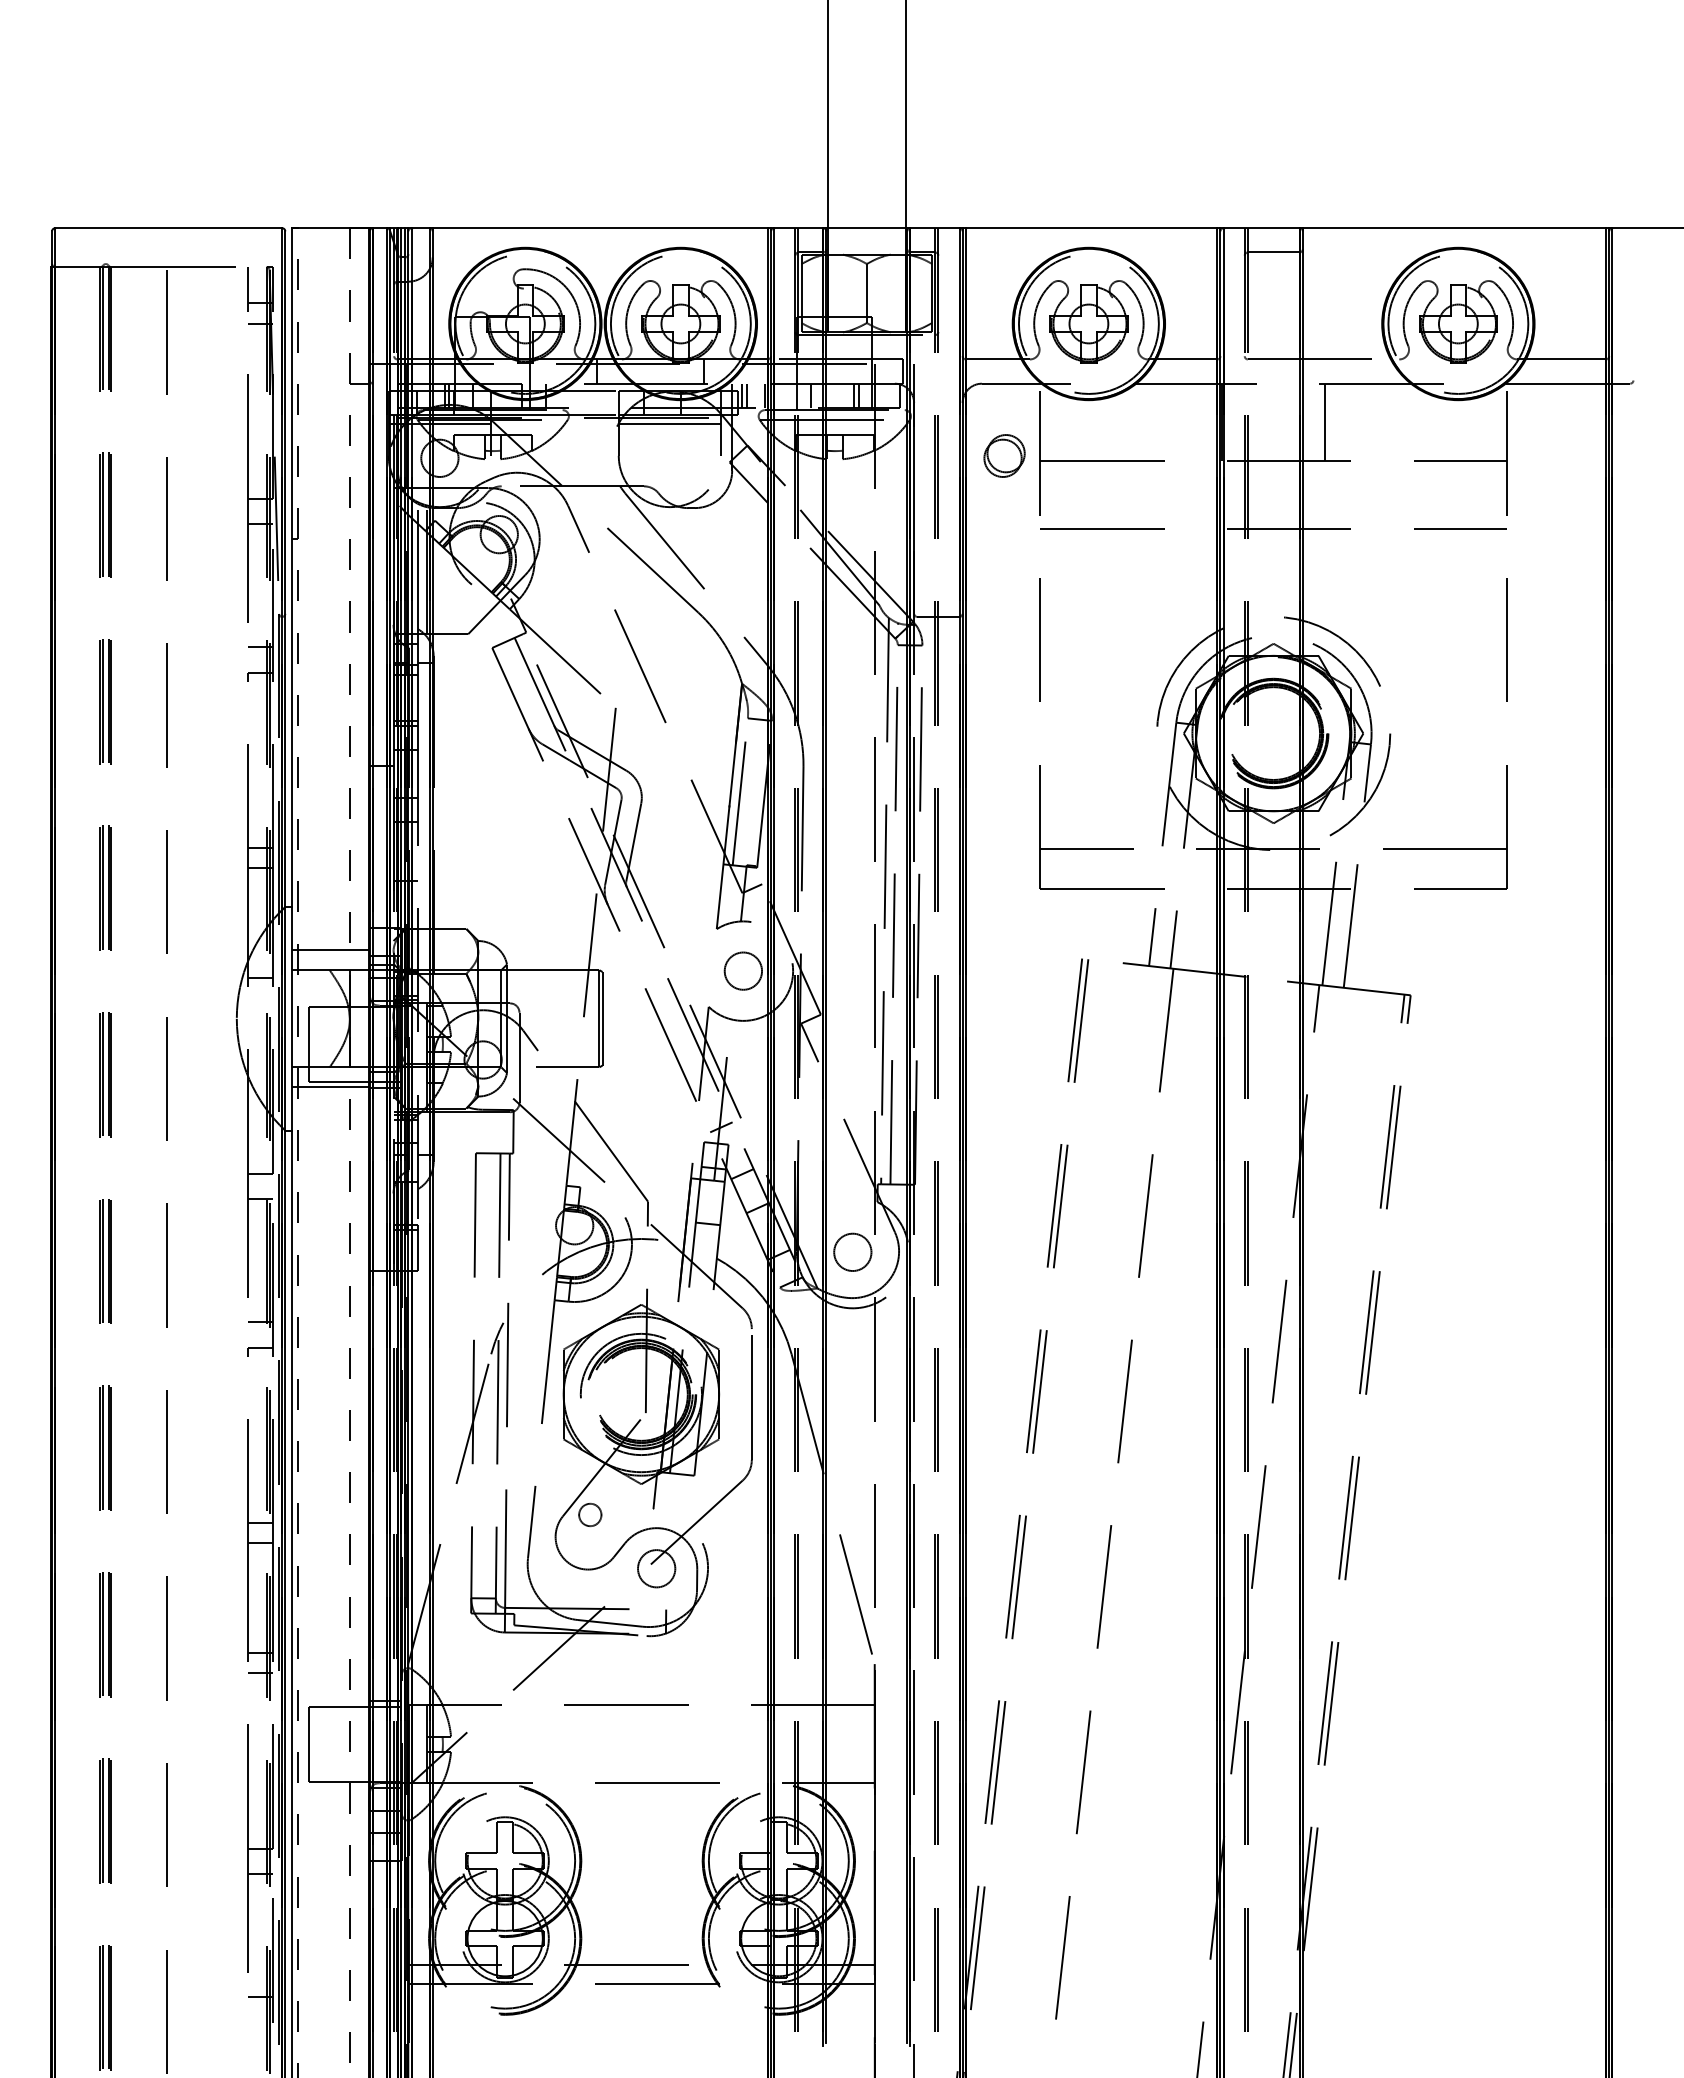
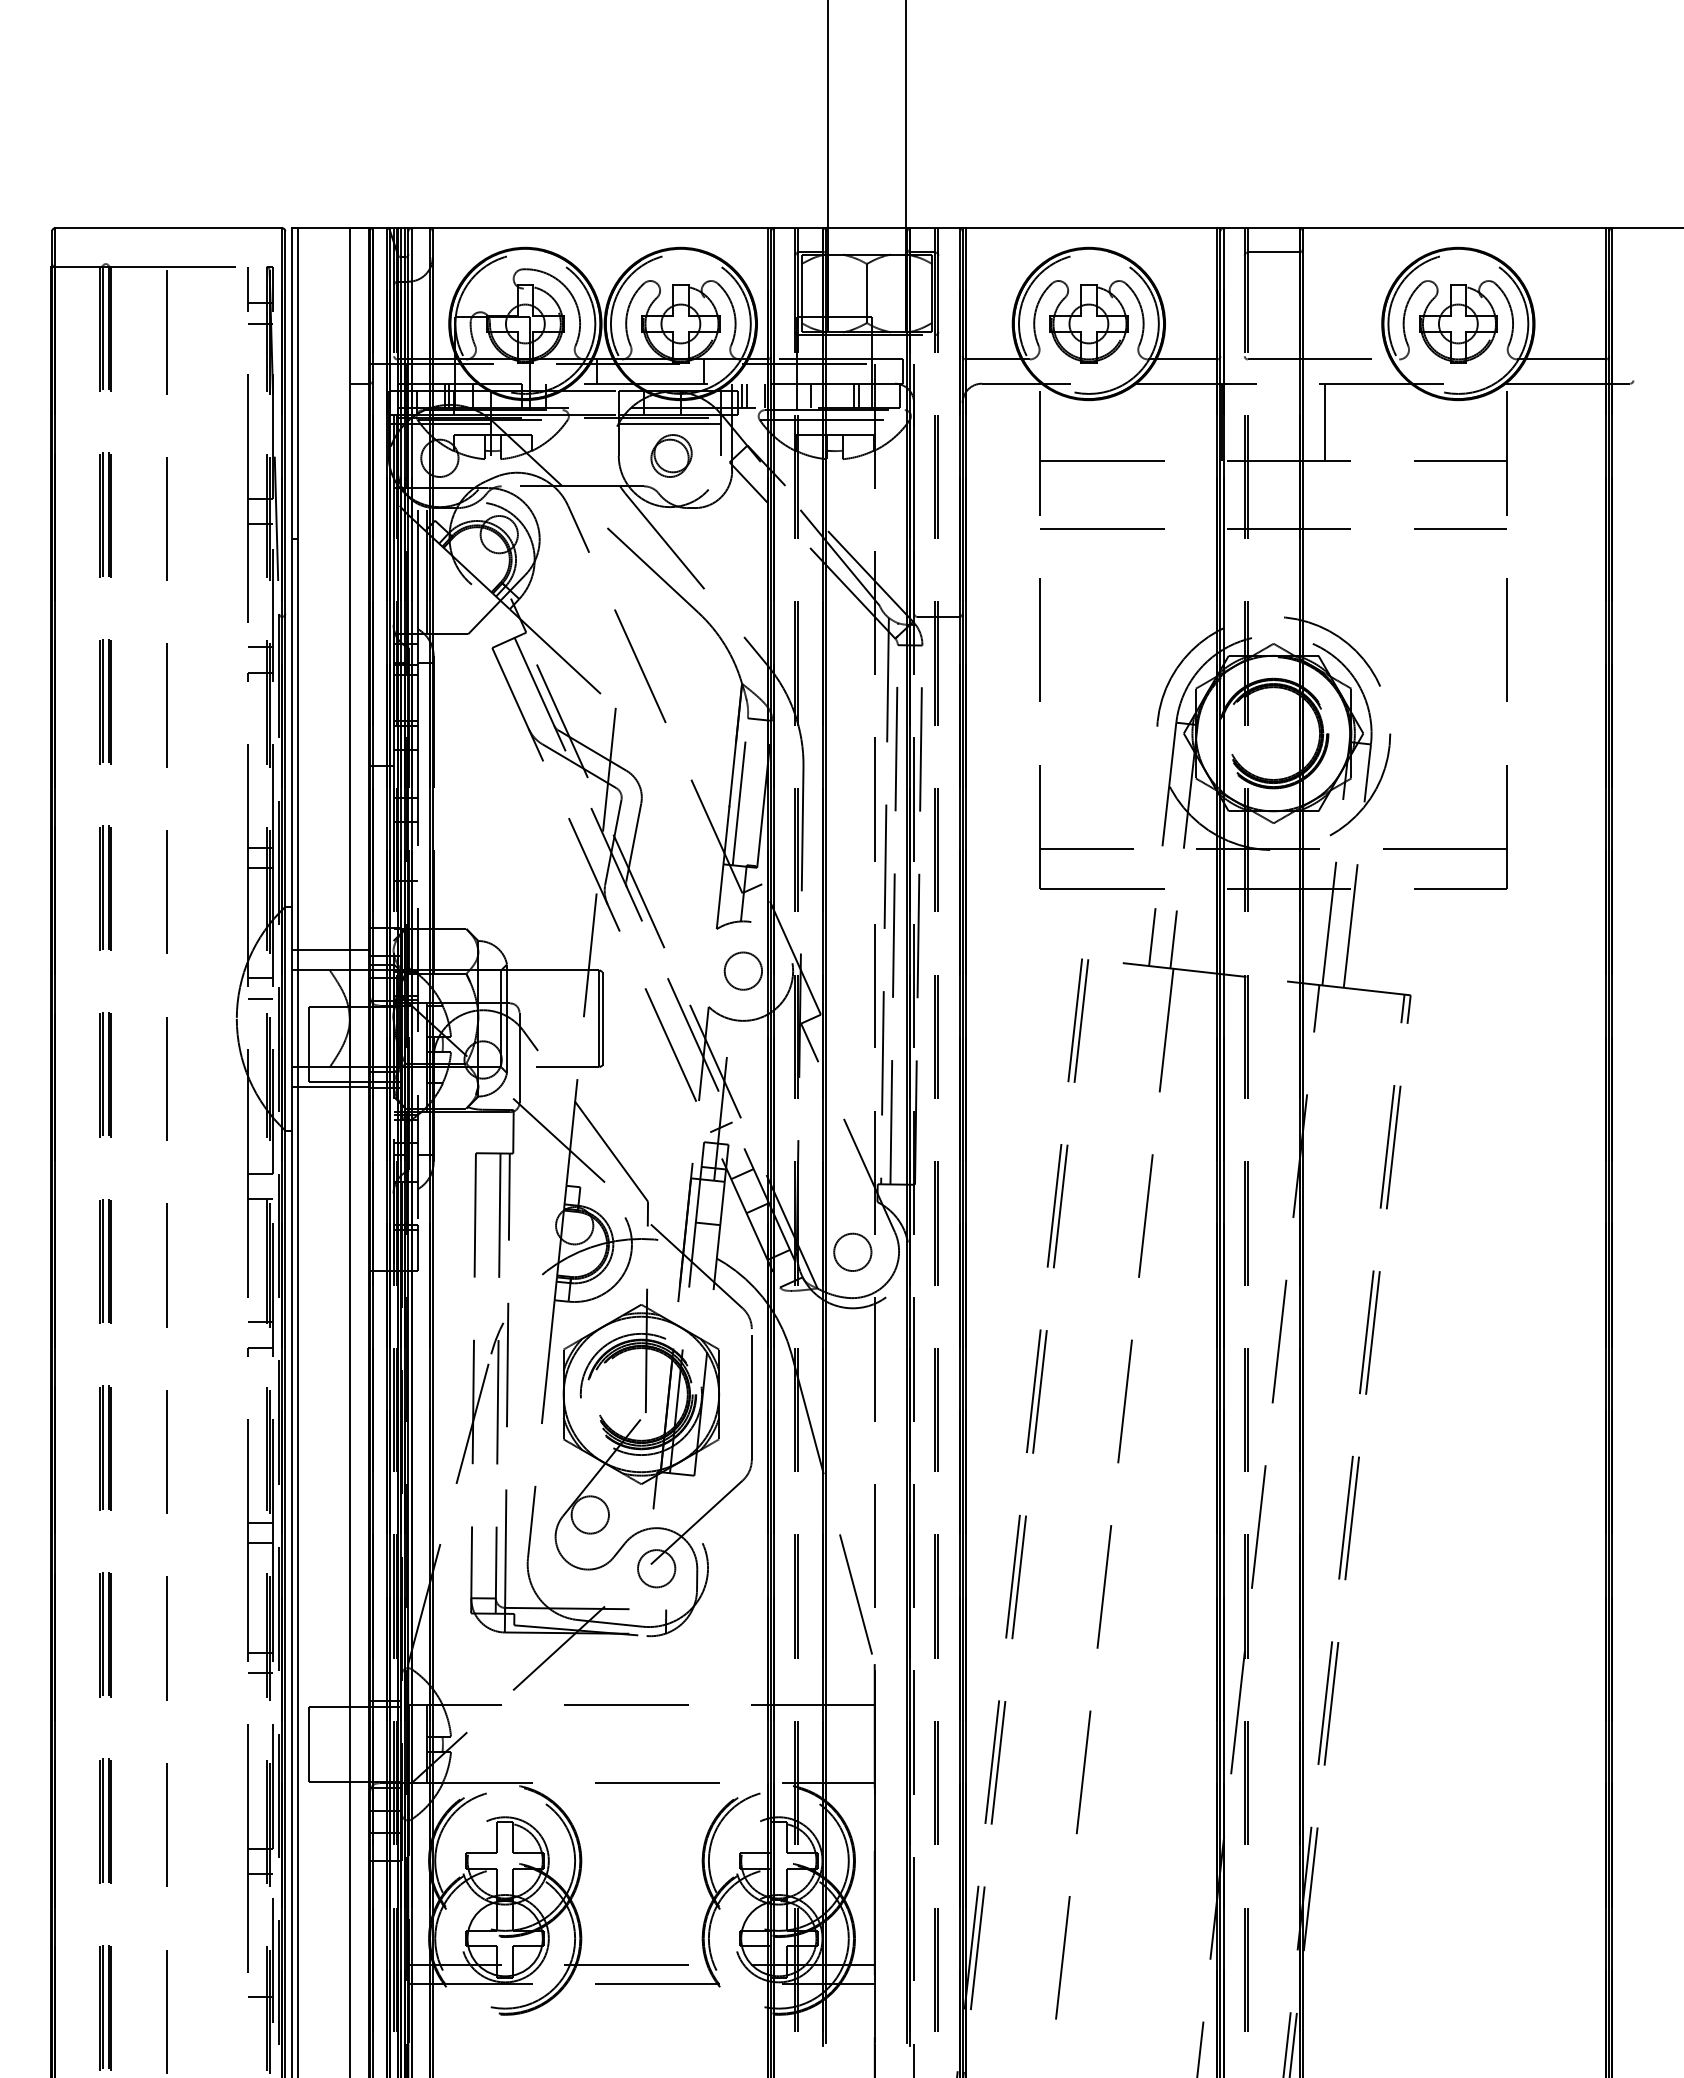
part position: (1004, 455) -> (671, 455) (671, 455)
line: none -> present (260, 998)
line: dashed -> solid (297, 1152)
line: dashed -> solid (350, 1152)
circle diameter: 22 px -> 37 px (589, 1514)
